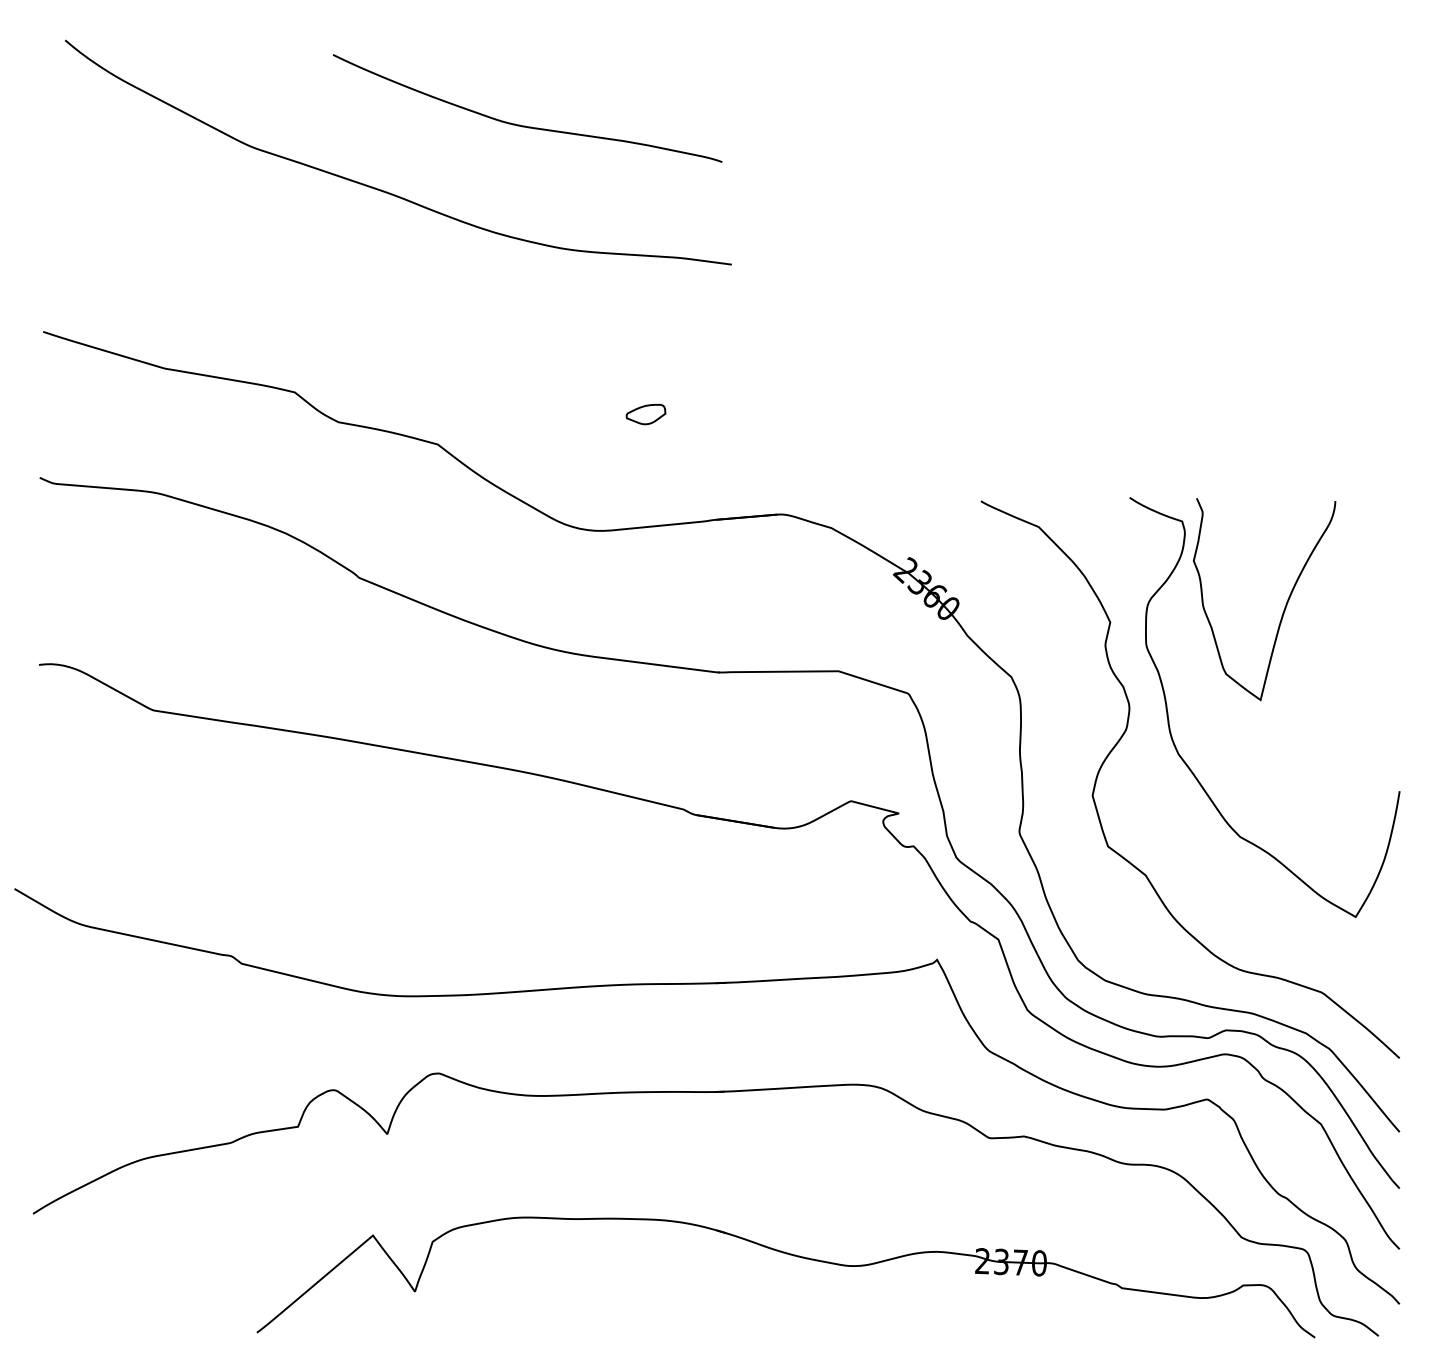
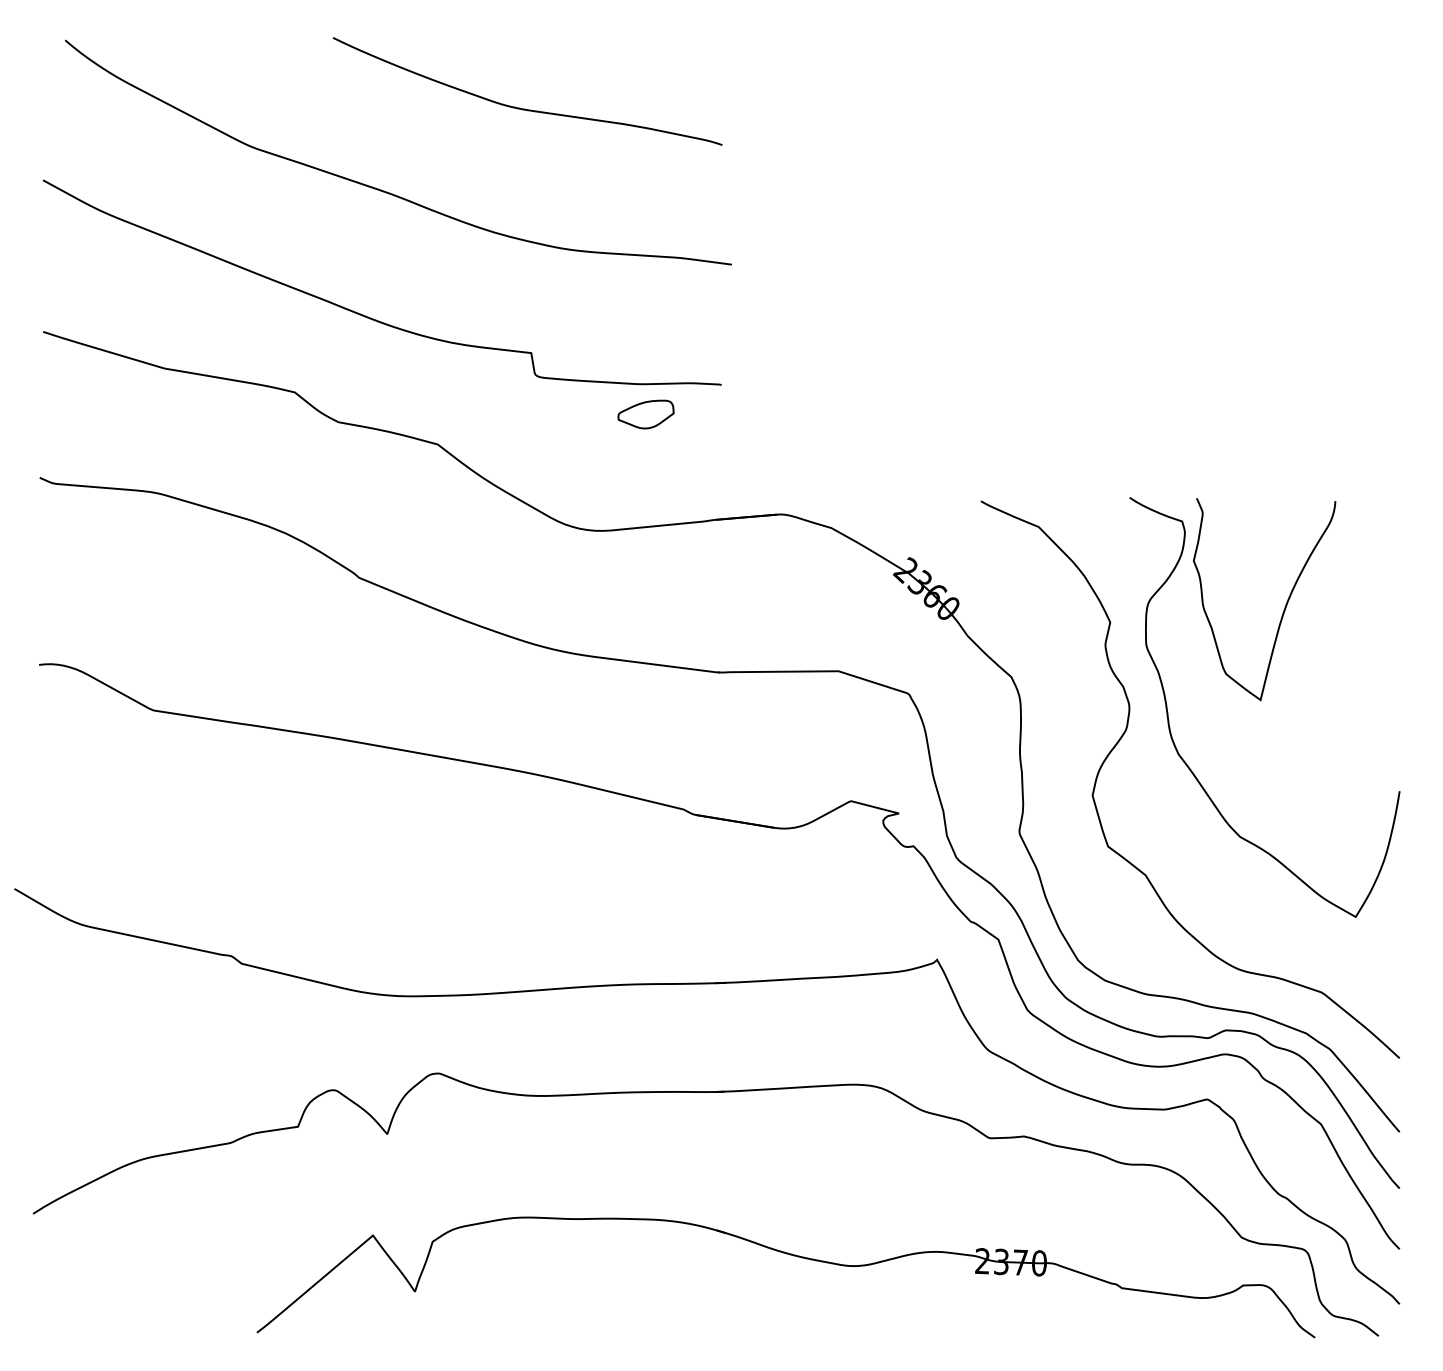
curve position: (525, 125) -> (525, 108) (525, 108)
curve: none -> present (371, 317)
part size: 42x22 px -> 58x31 px (645, 414)
